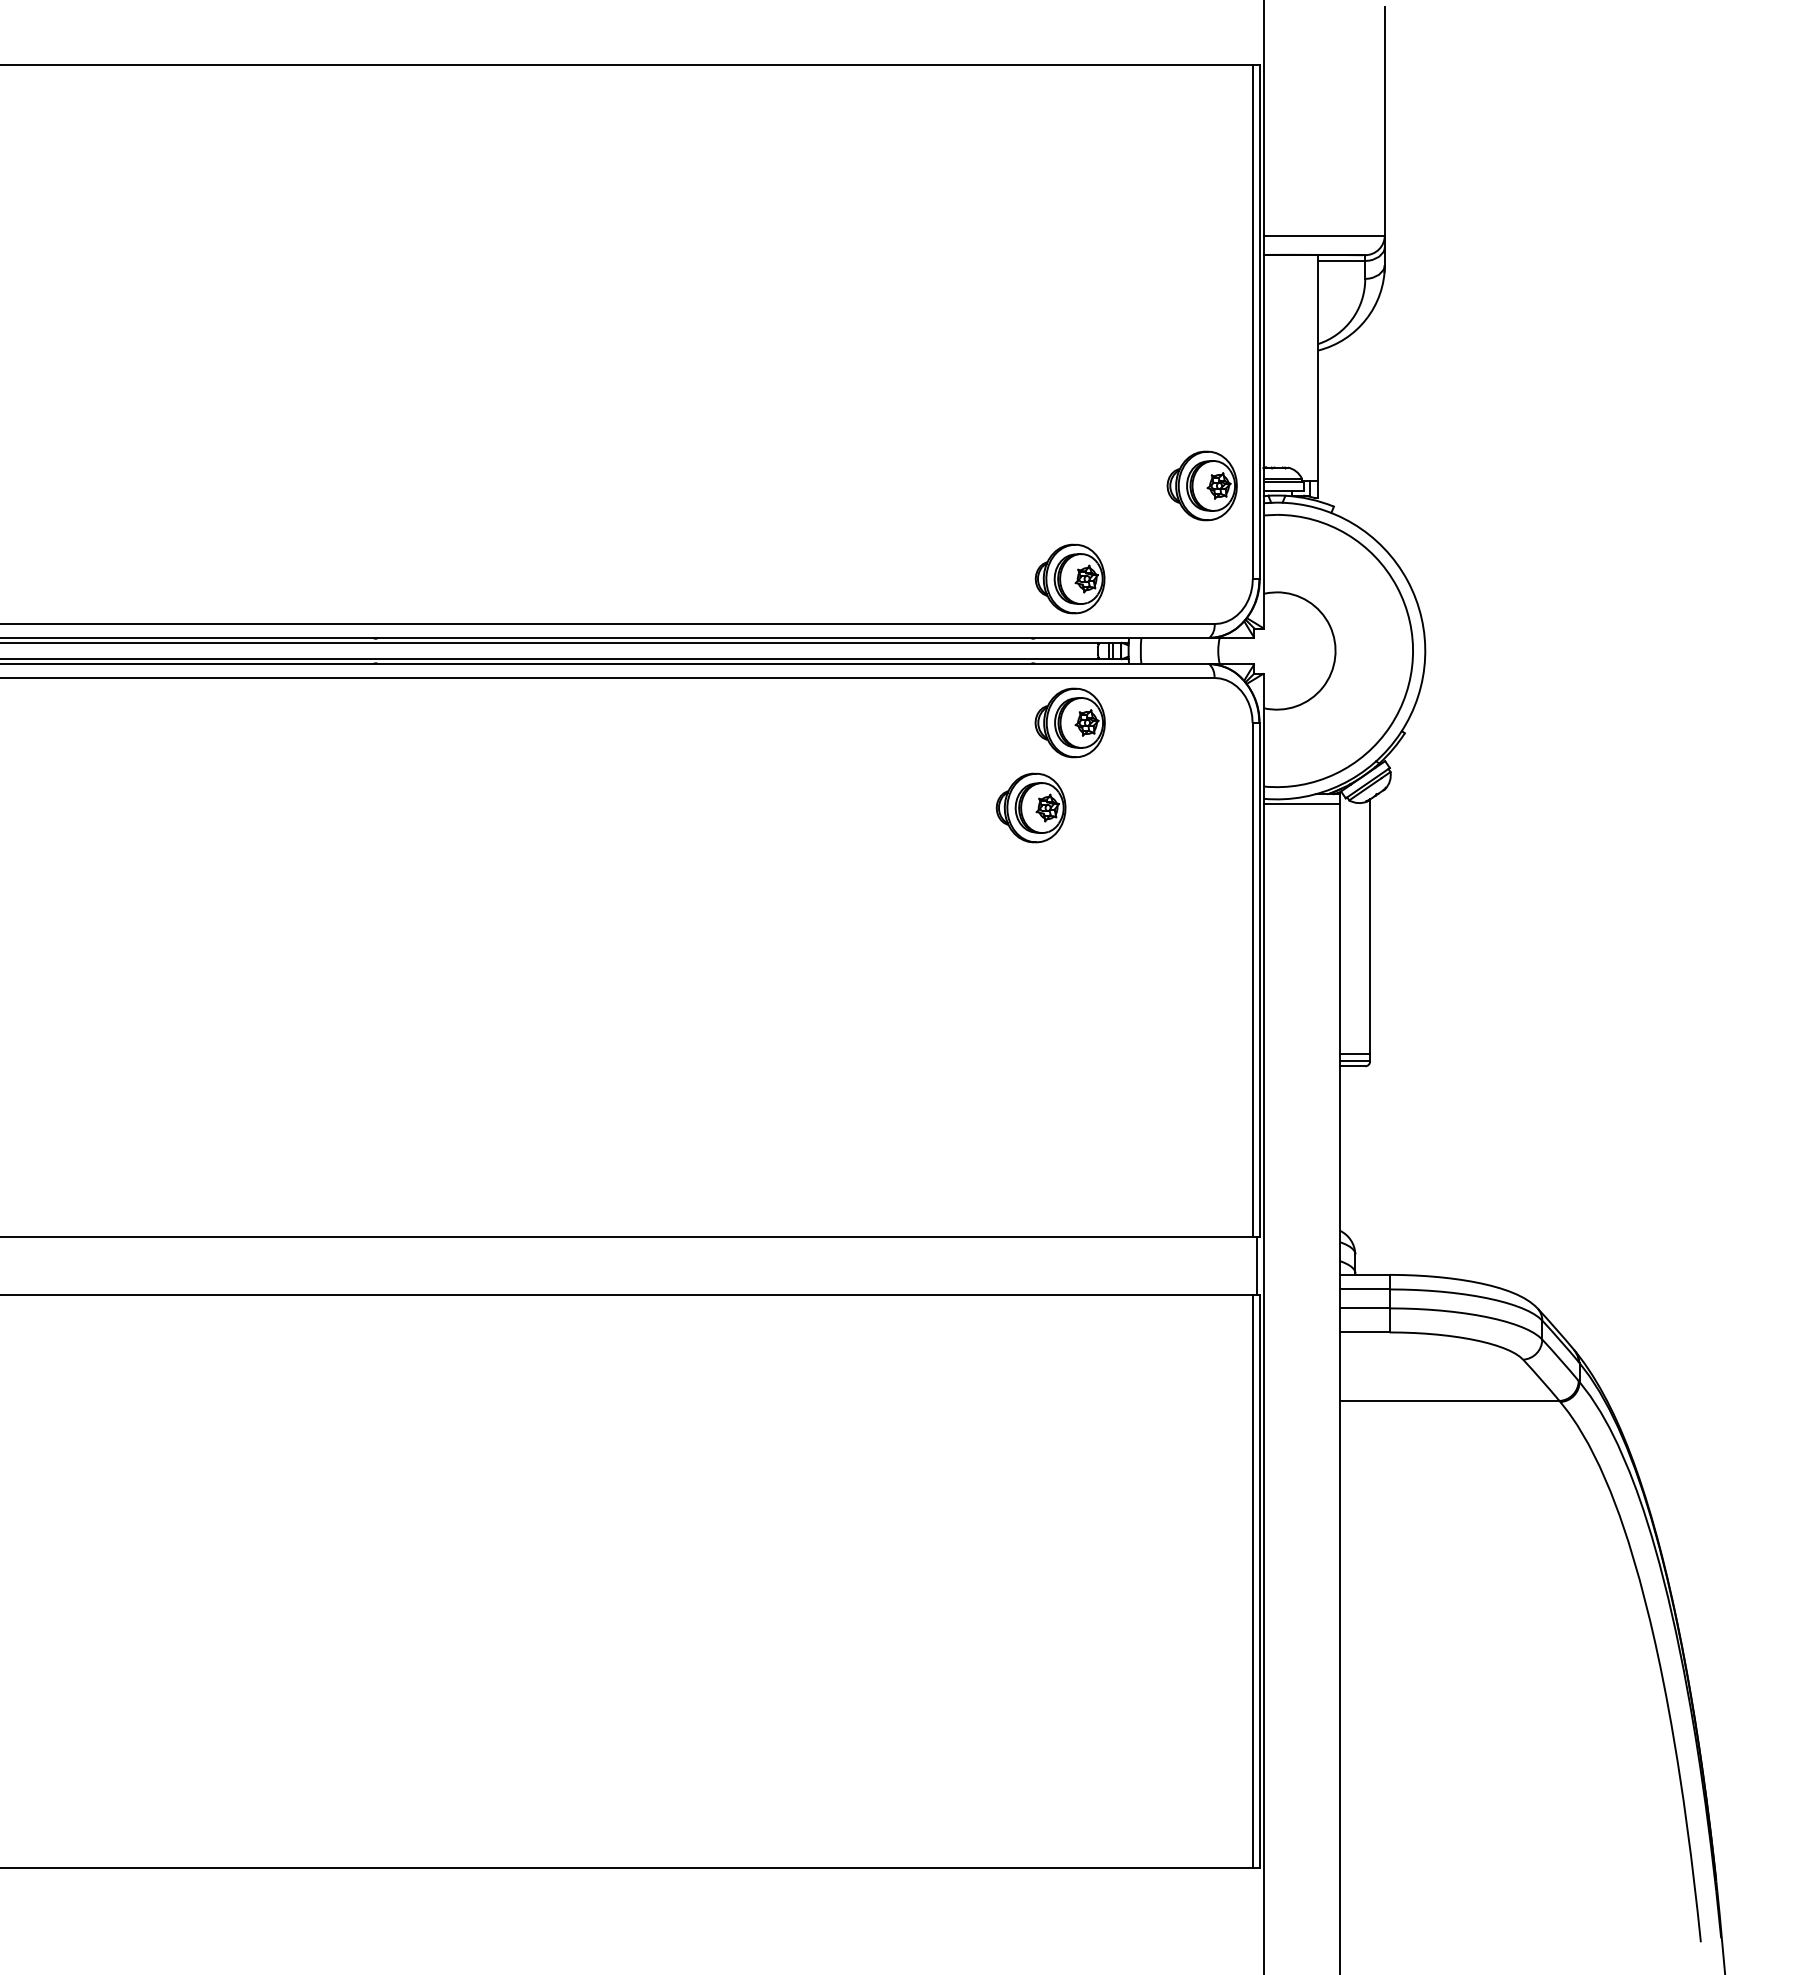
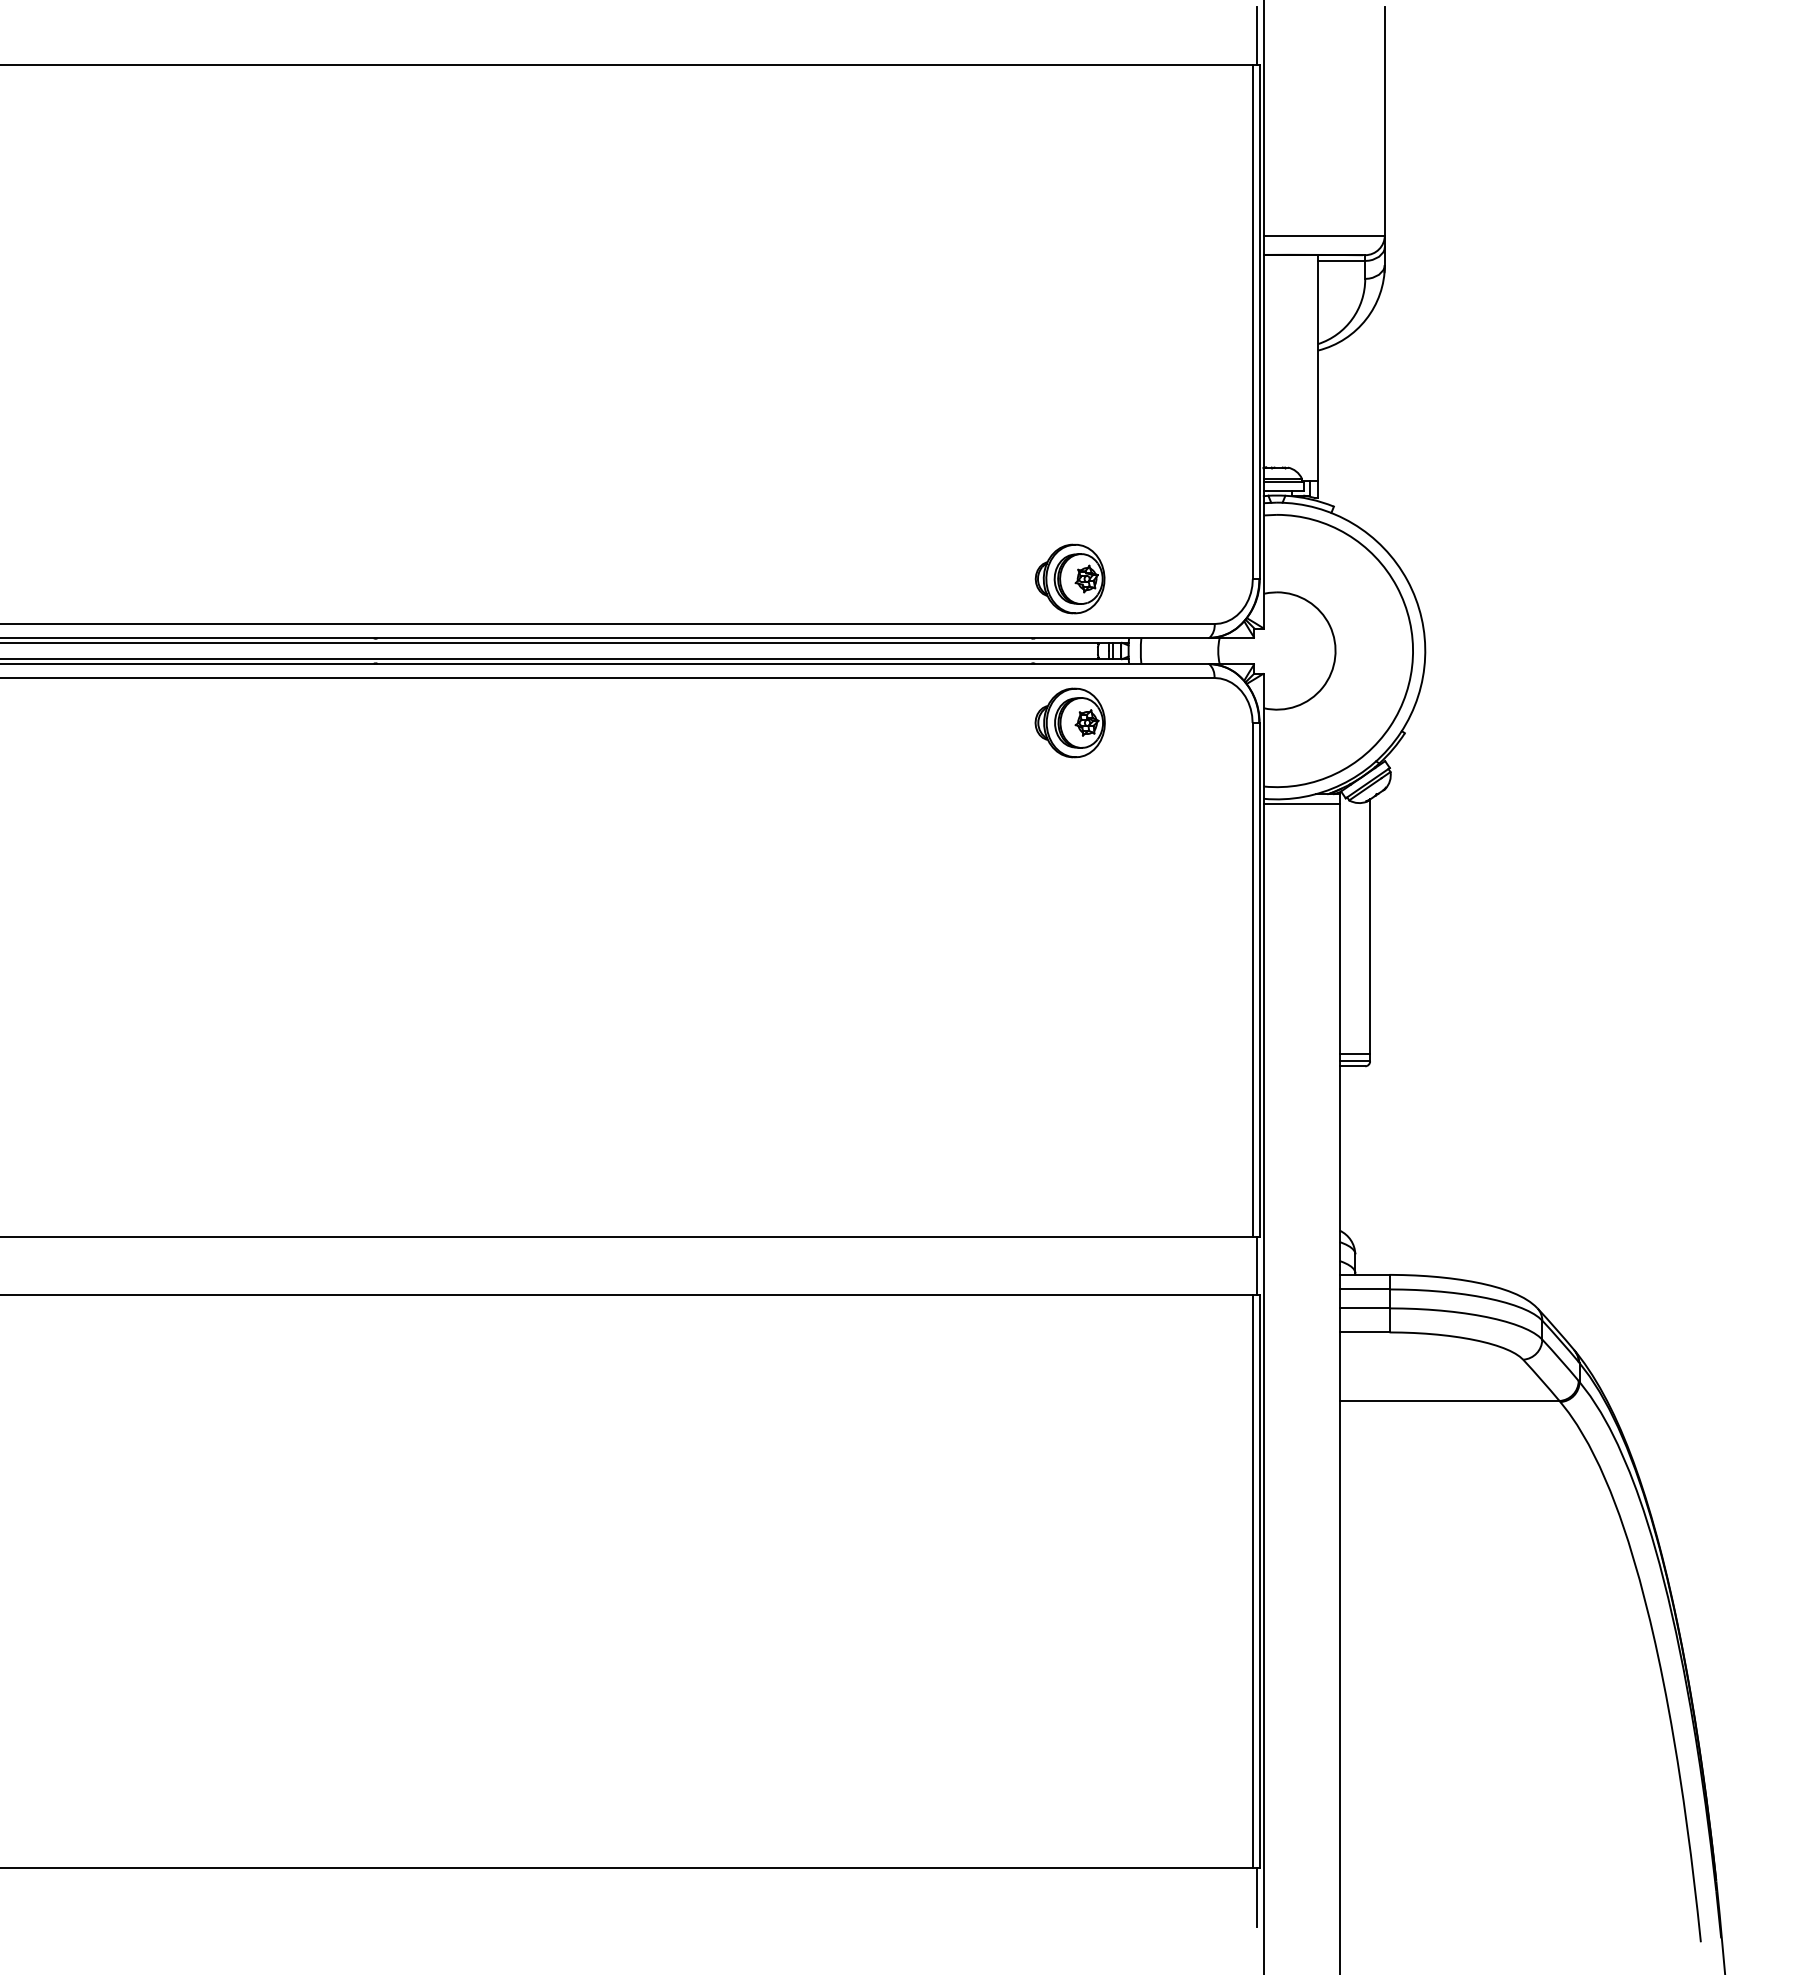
line: none -> present (1256, 35)
part: present -> none (1201, 485)
part: present -> none (1030, 807)
line: none -> present (1256, 1896)
